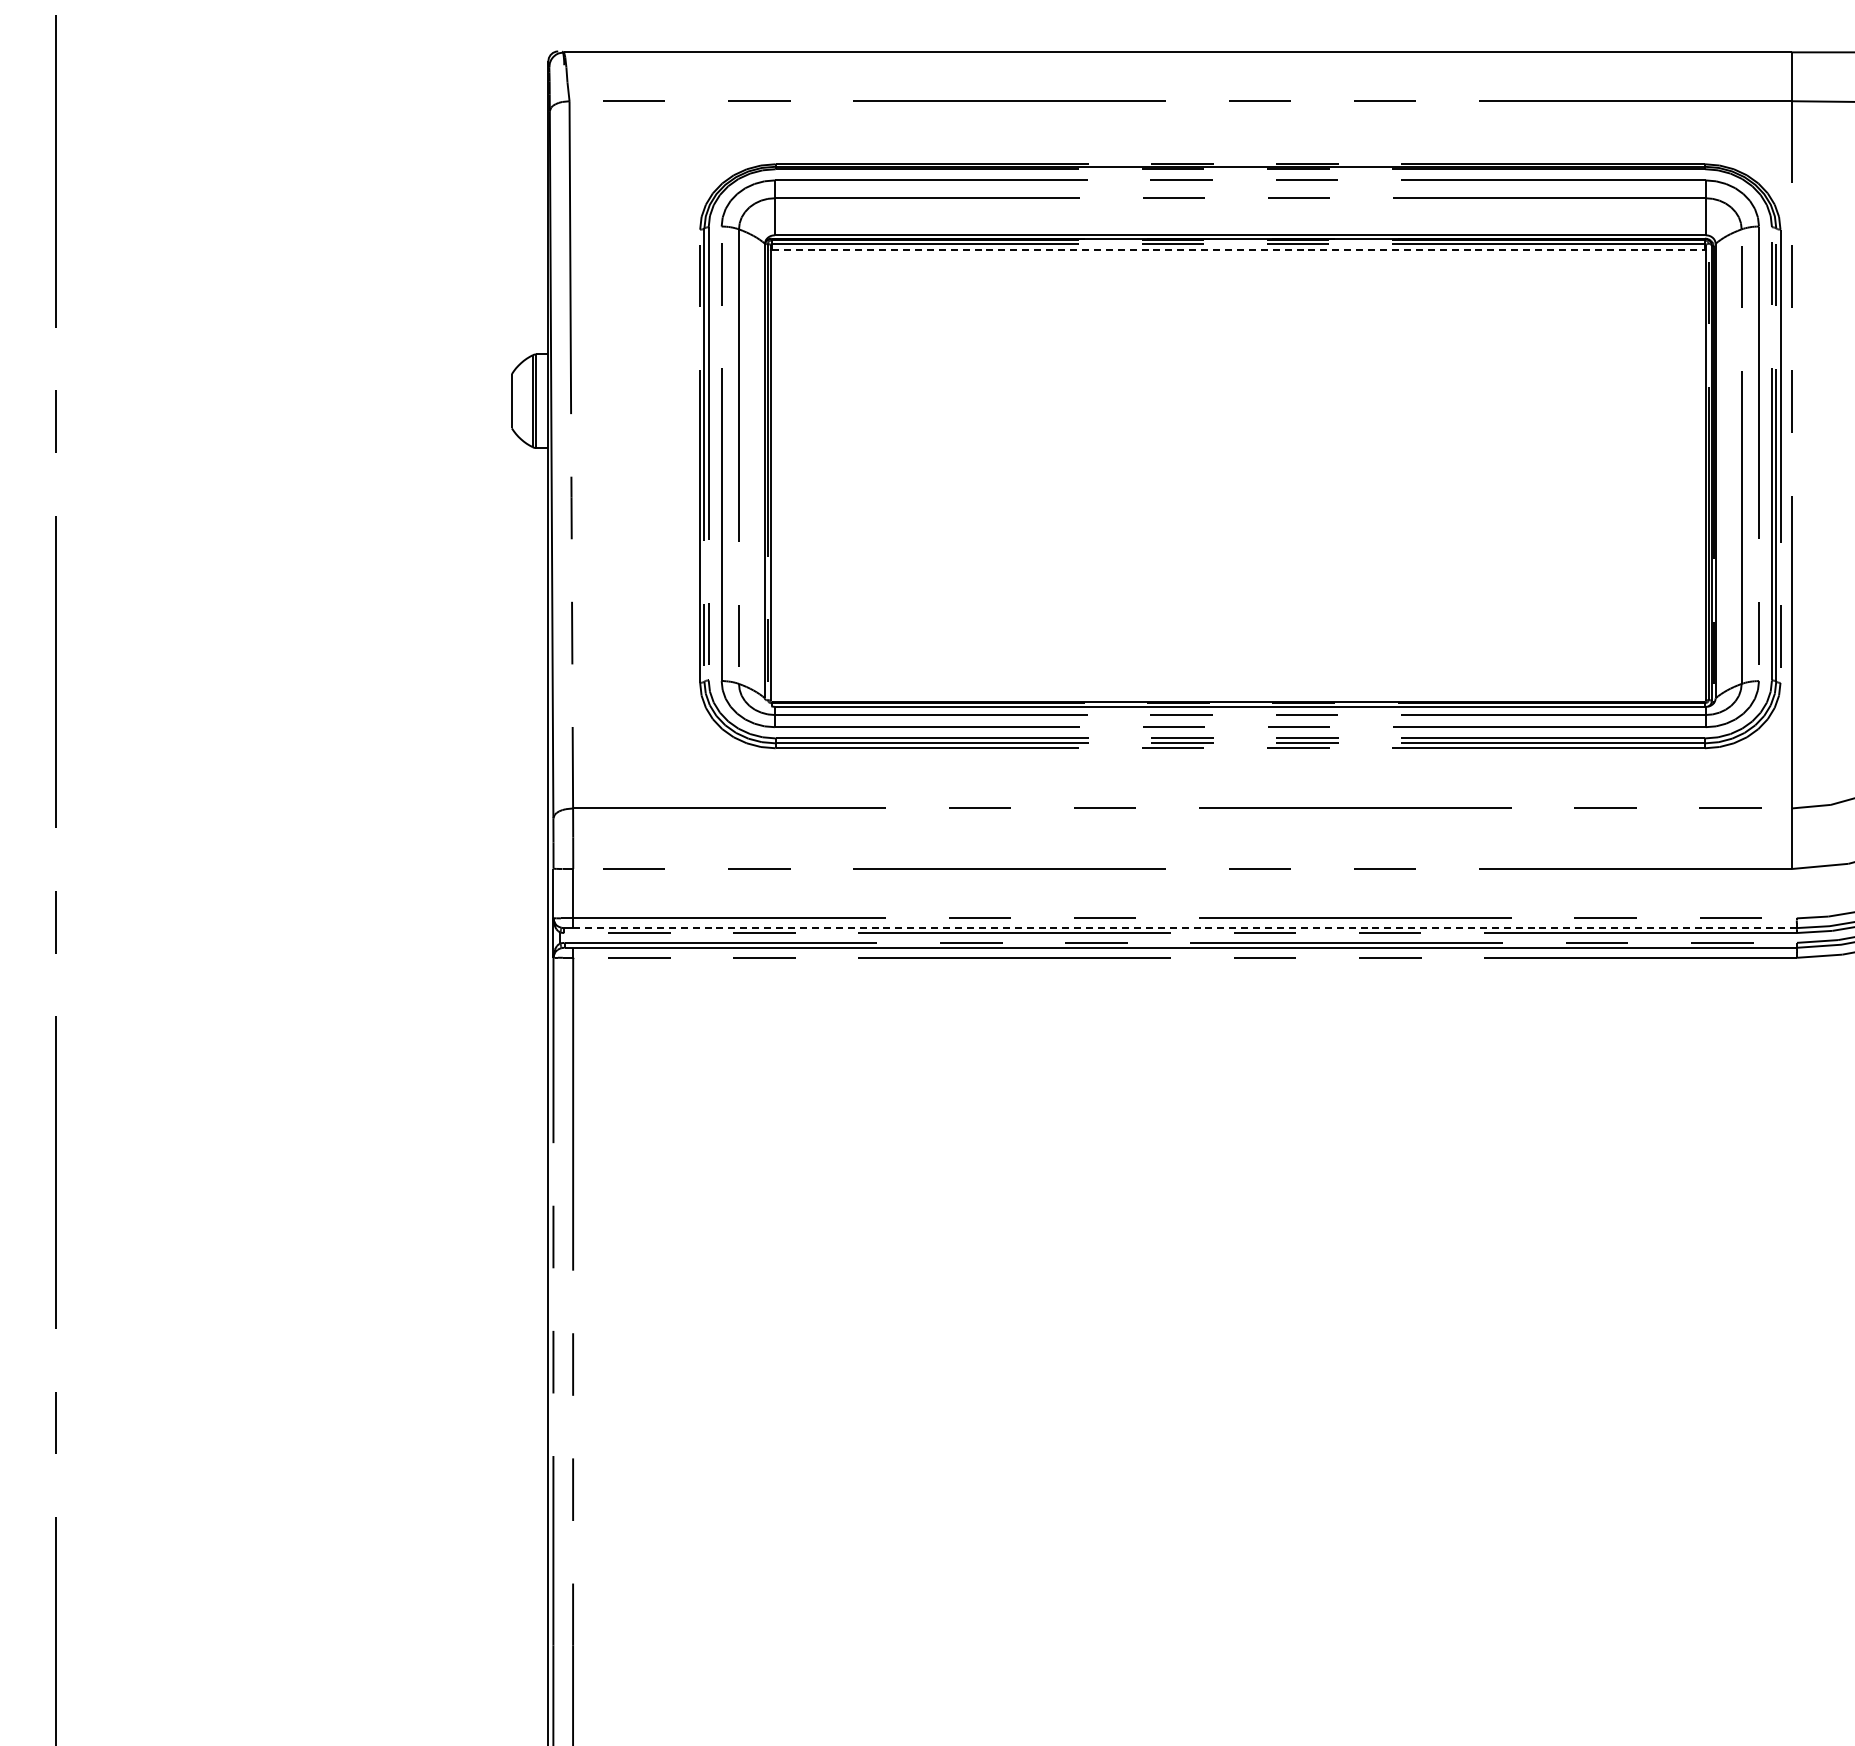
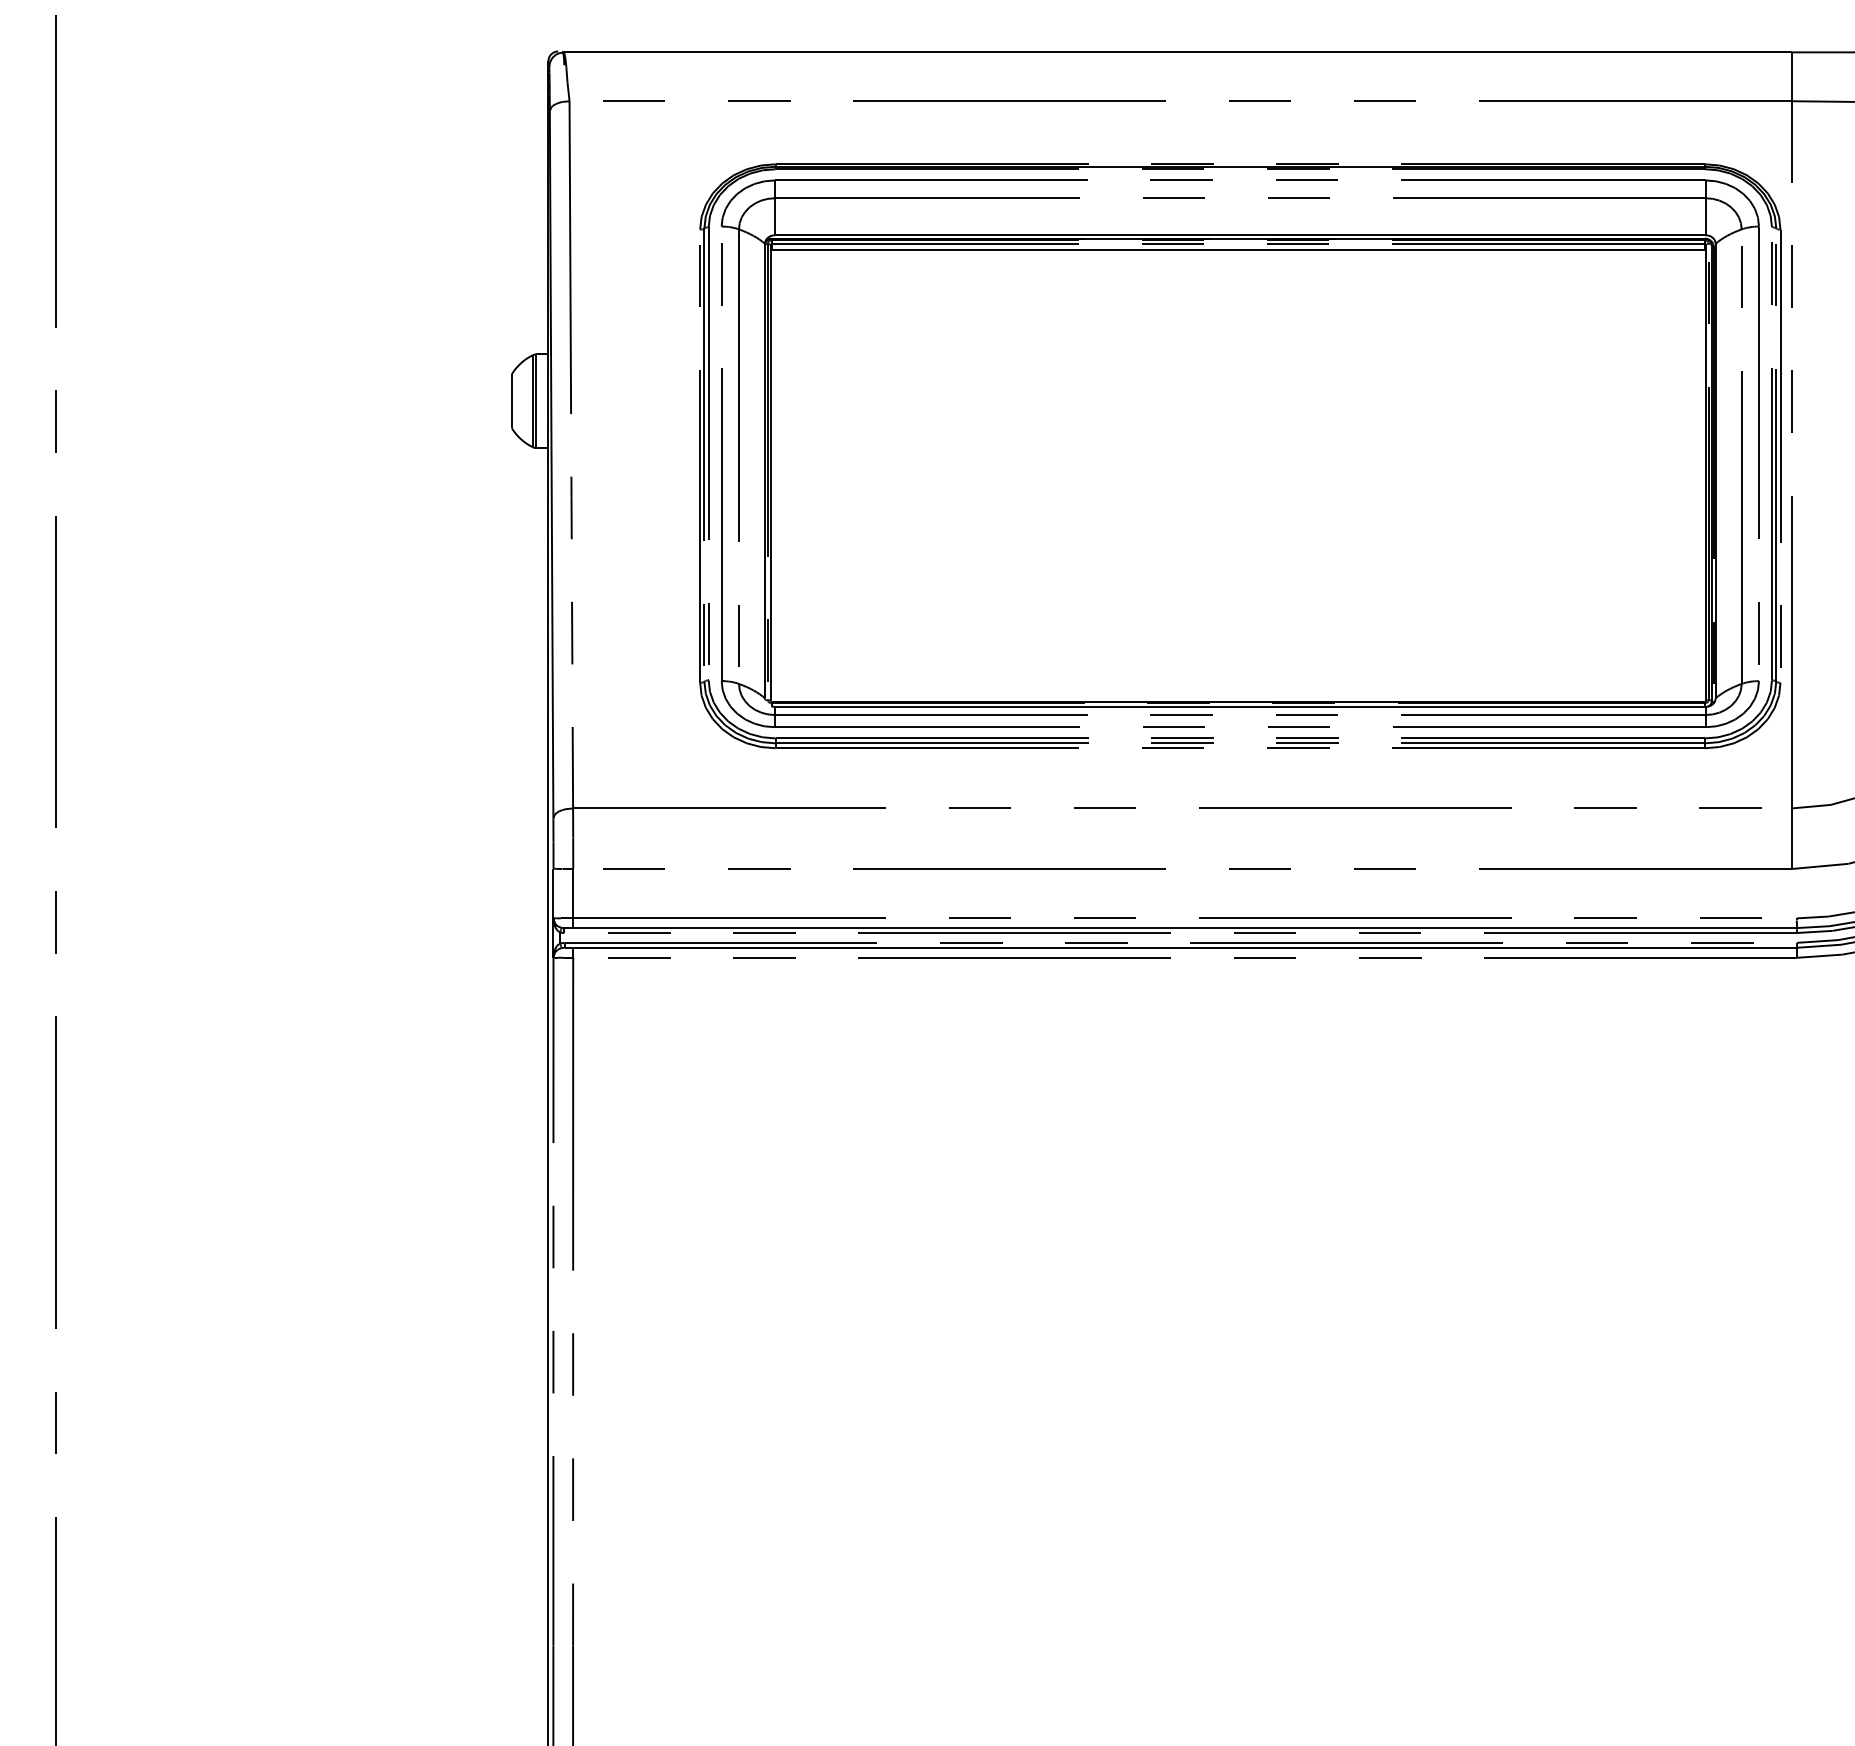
line: dashed -> solid (1238, 249)
line: dashed -> solid (1185, 928)
